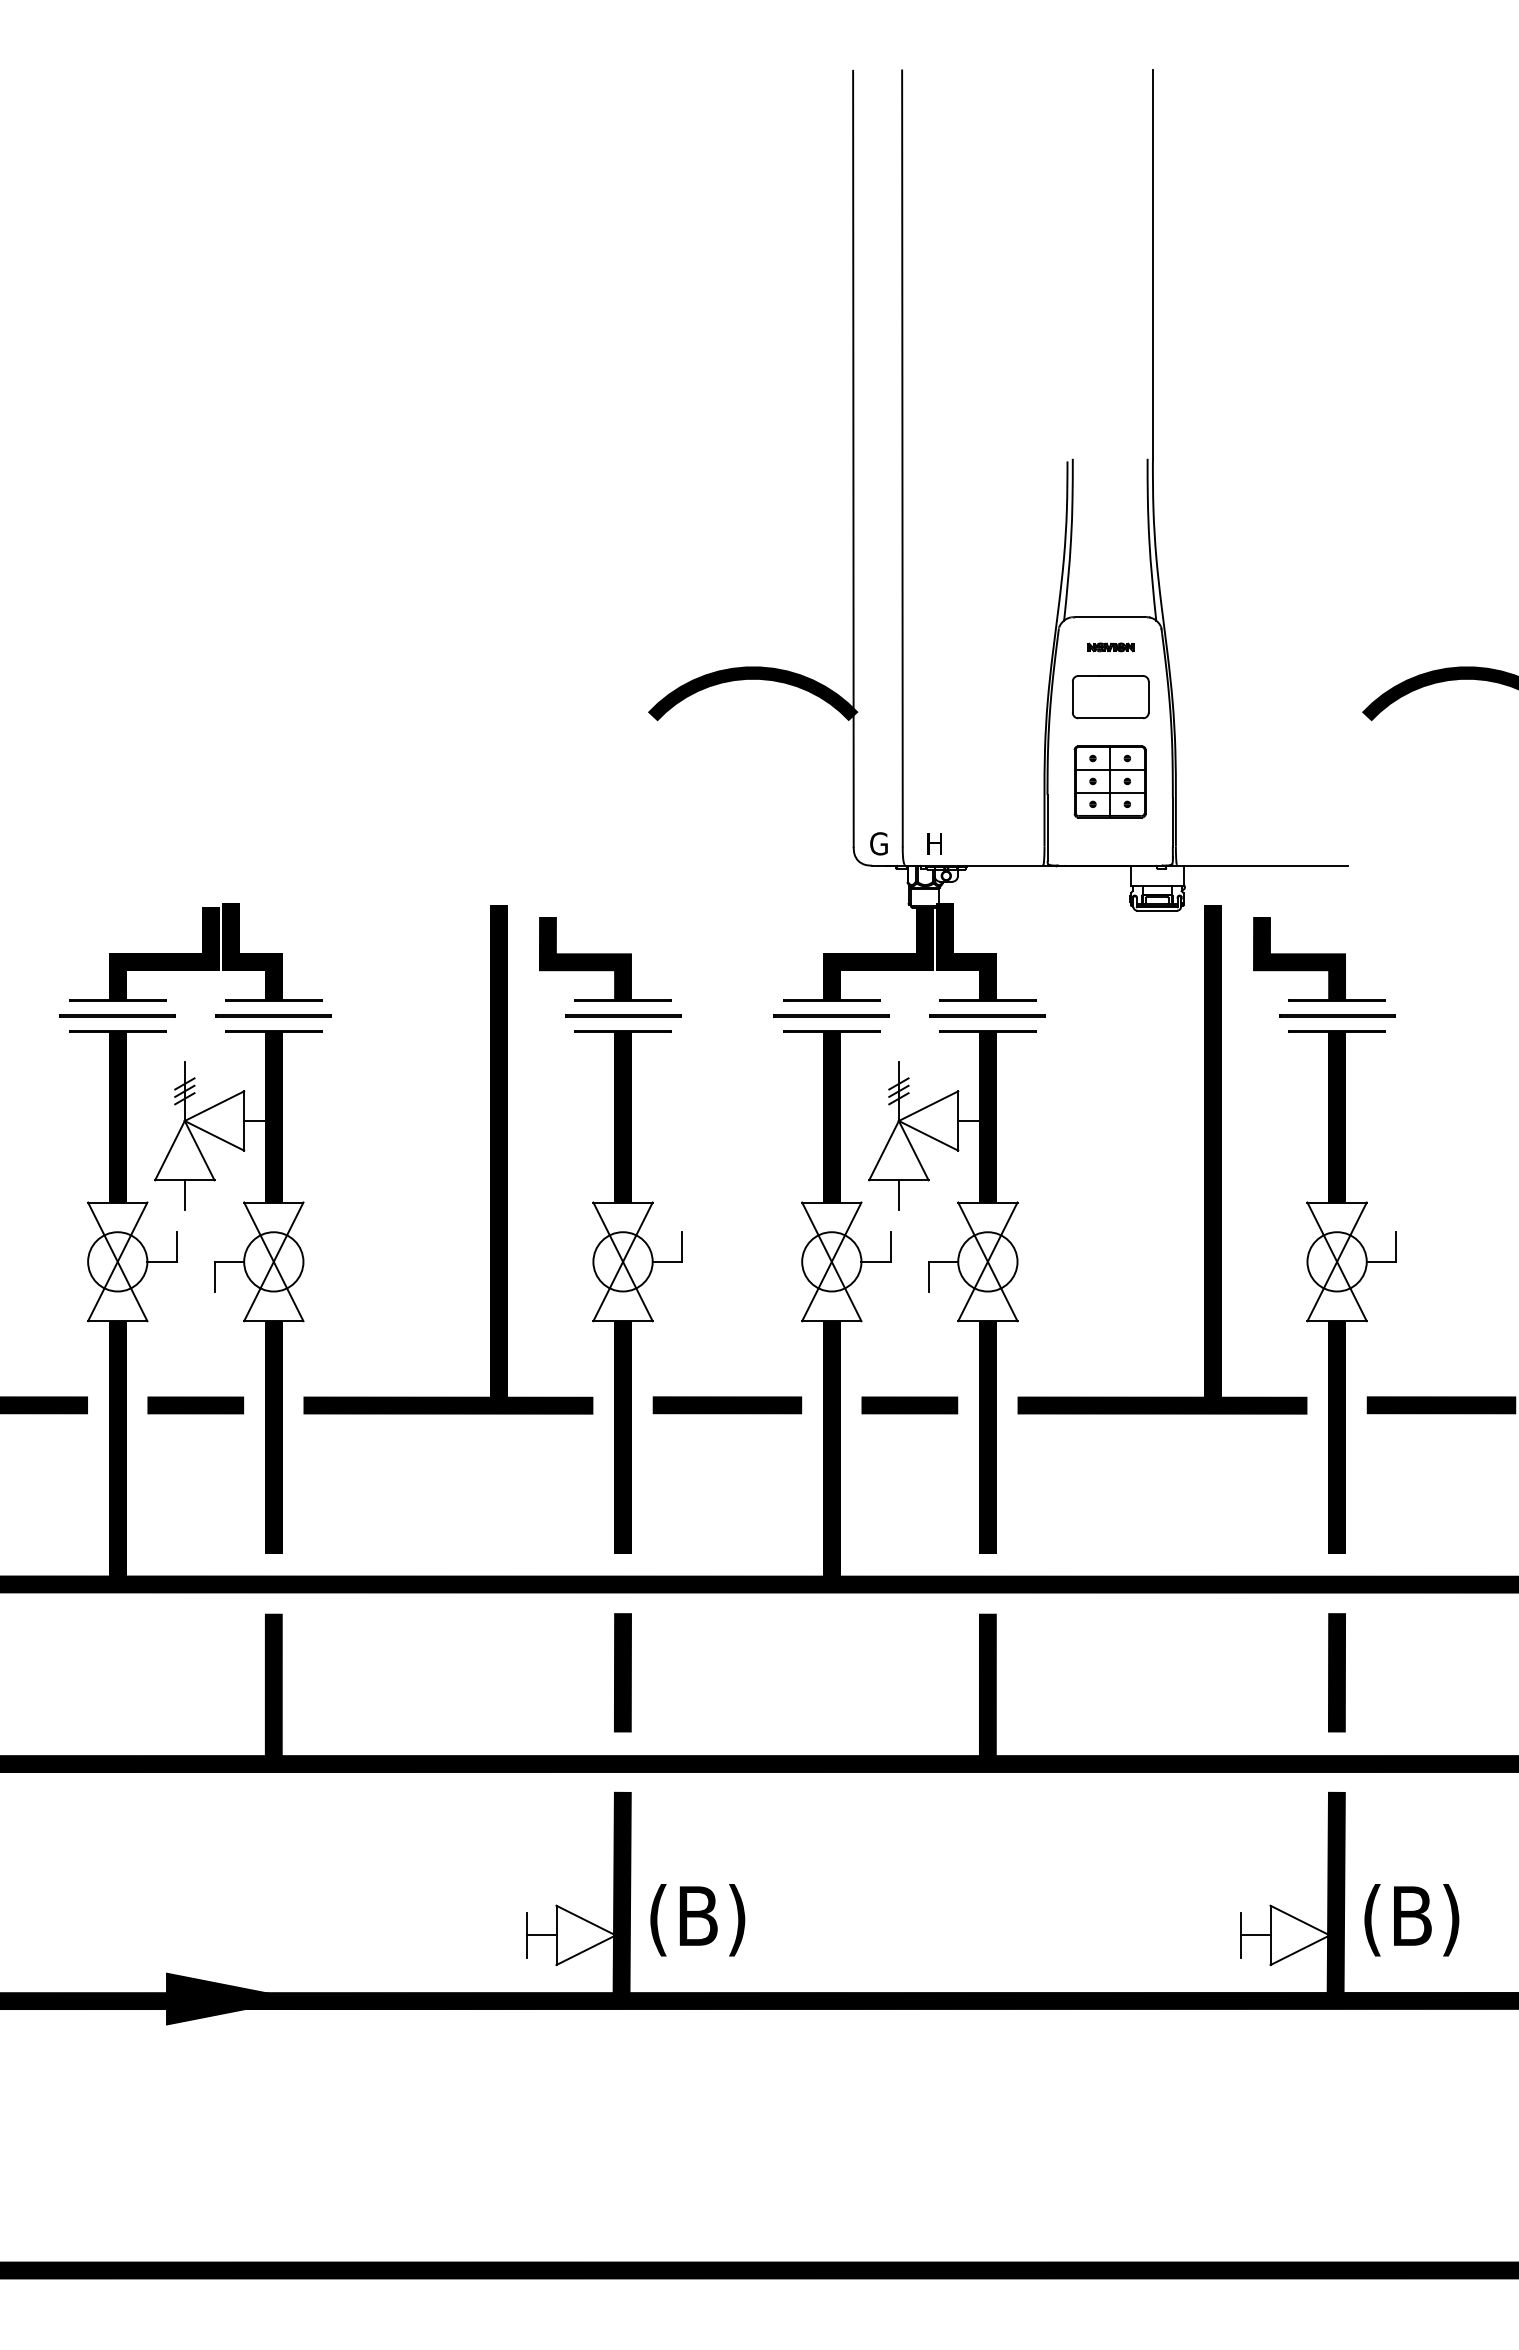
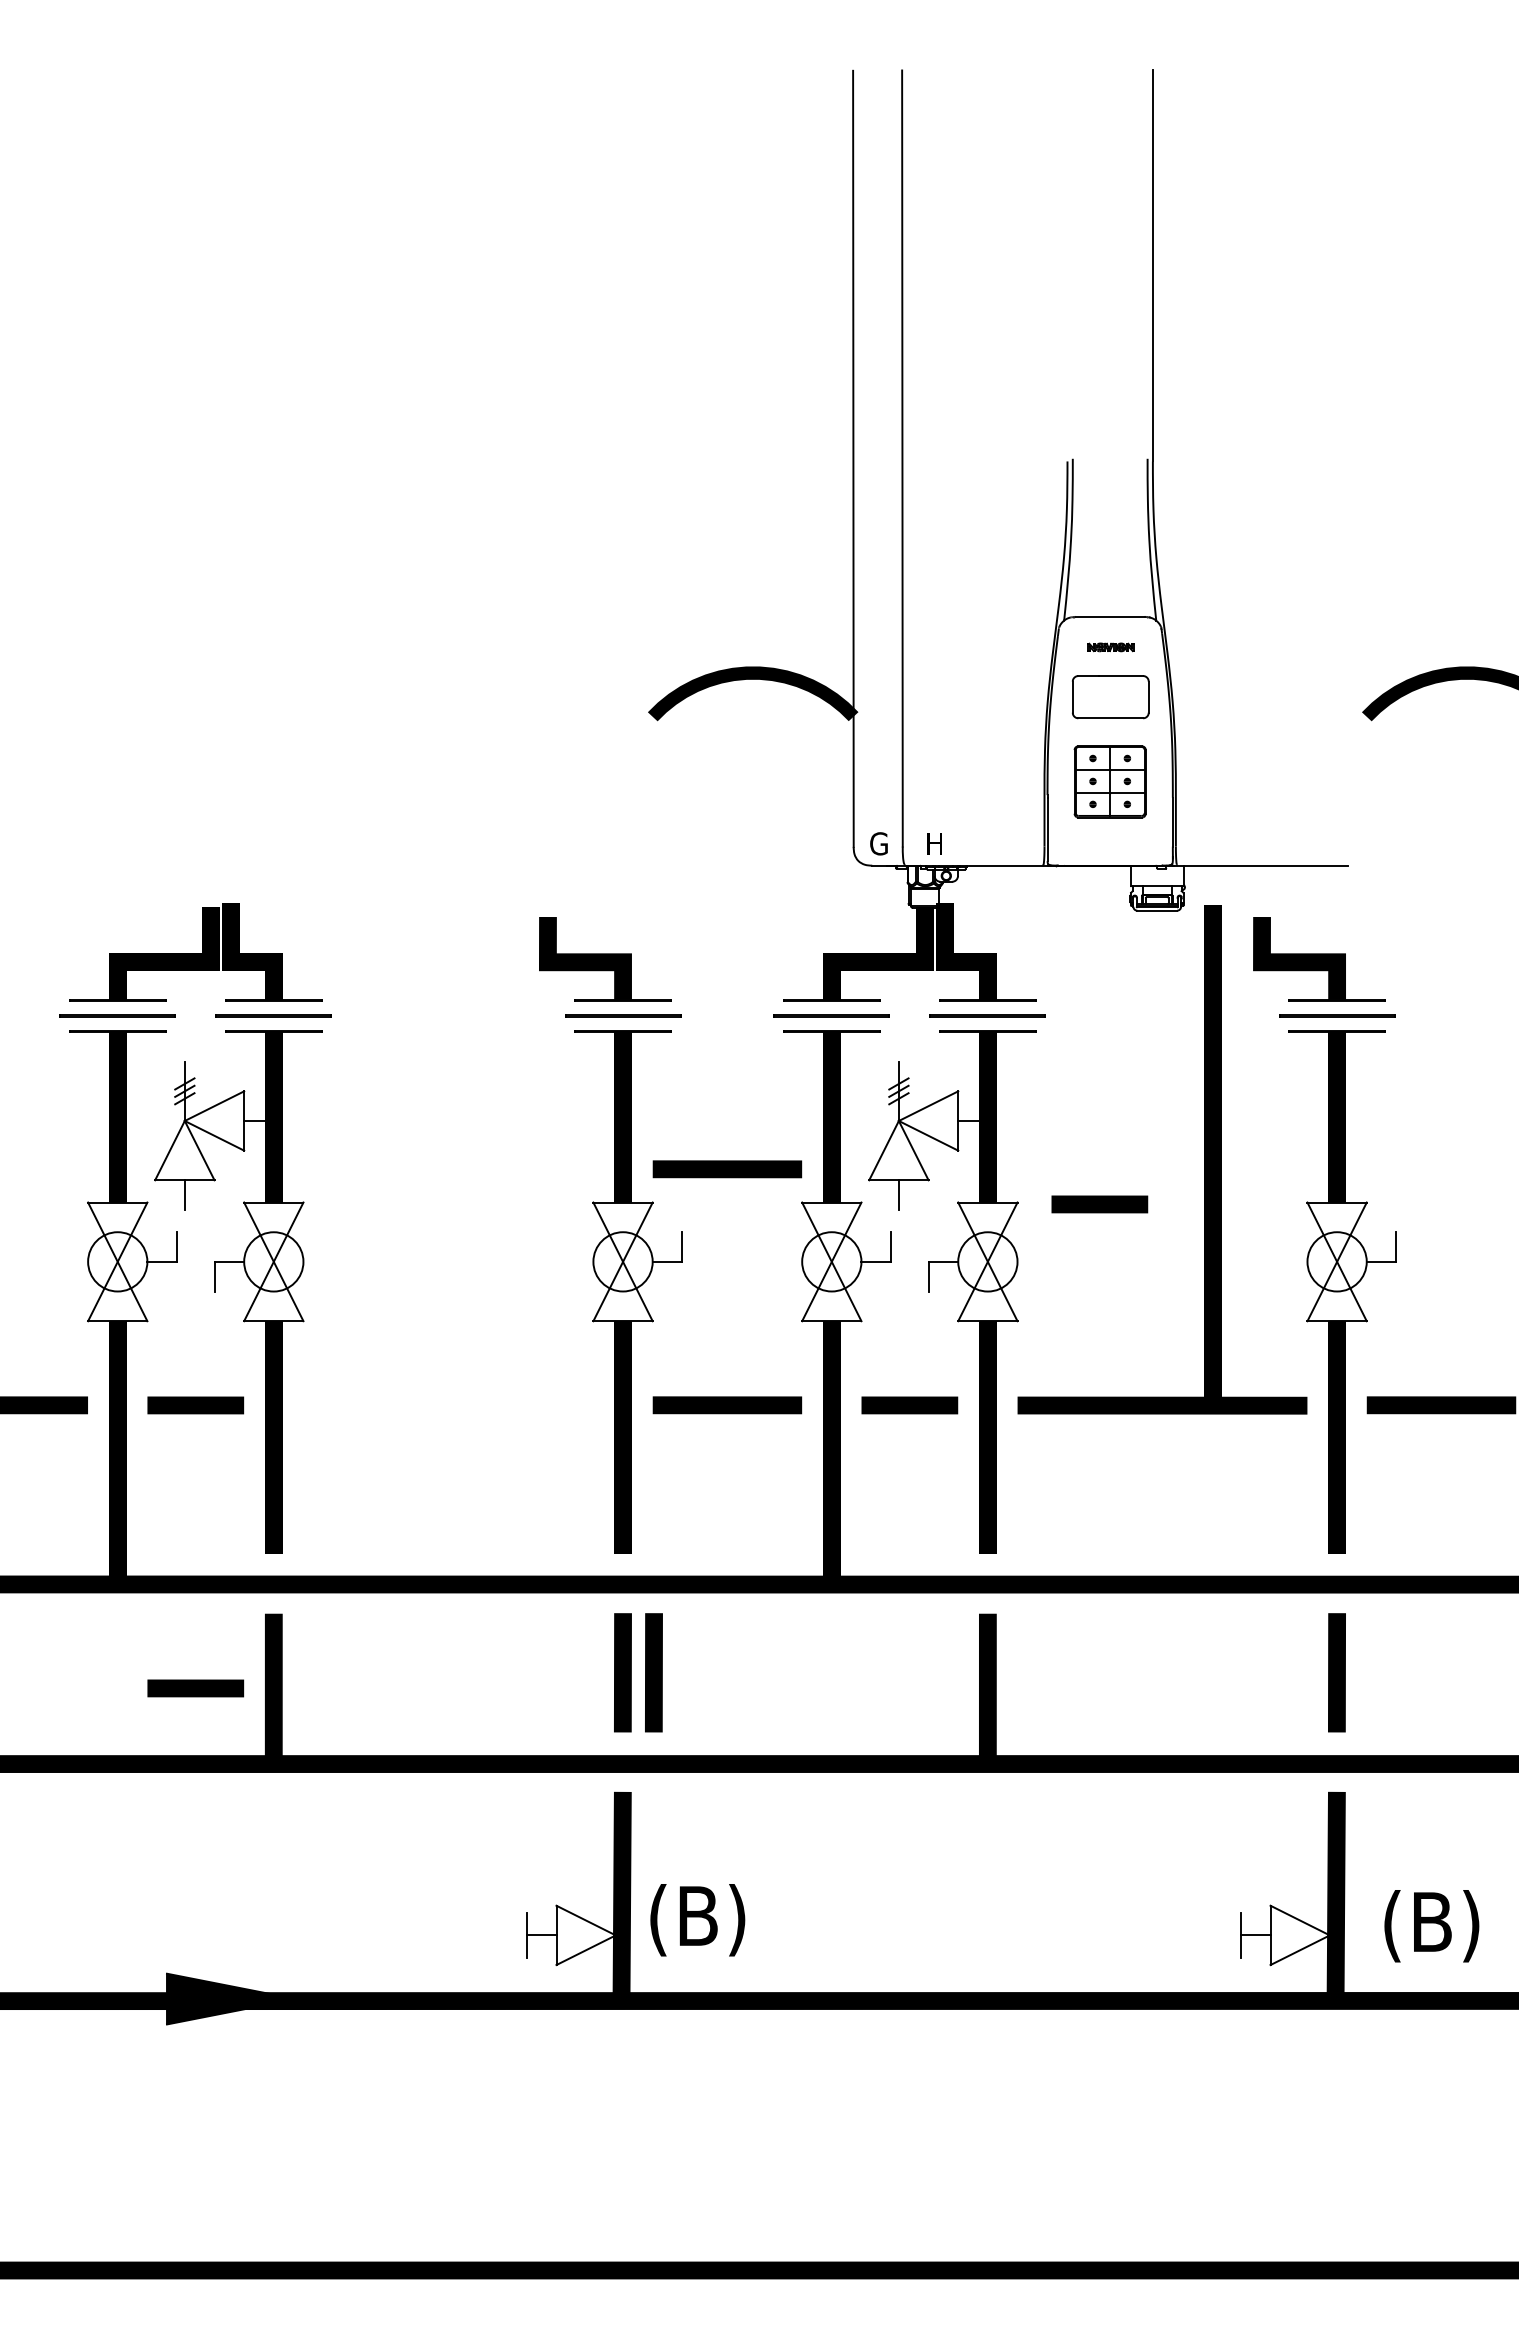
part: present -> none (490, 1159)
line: none -> present (727, 1169)
line: none -> present (1099, 1204)
line: none -> present (653, 1672)
line: none -> present (195, 1688)
text position: (1411, 1920) -> (1431, 1926) (1431, 1926)
